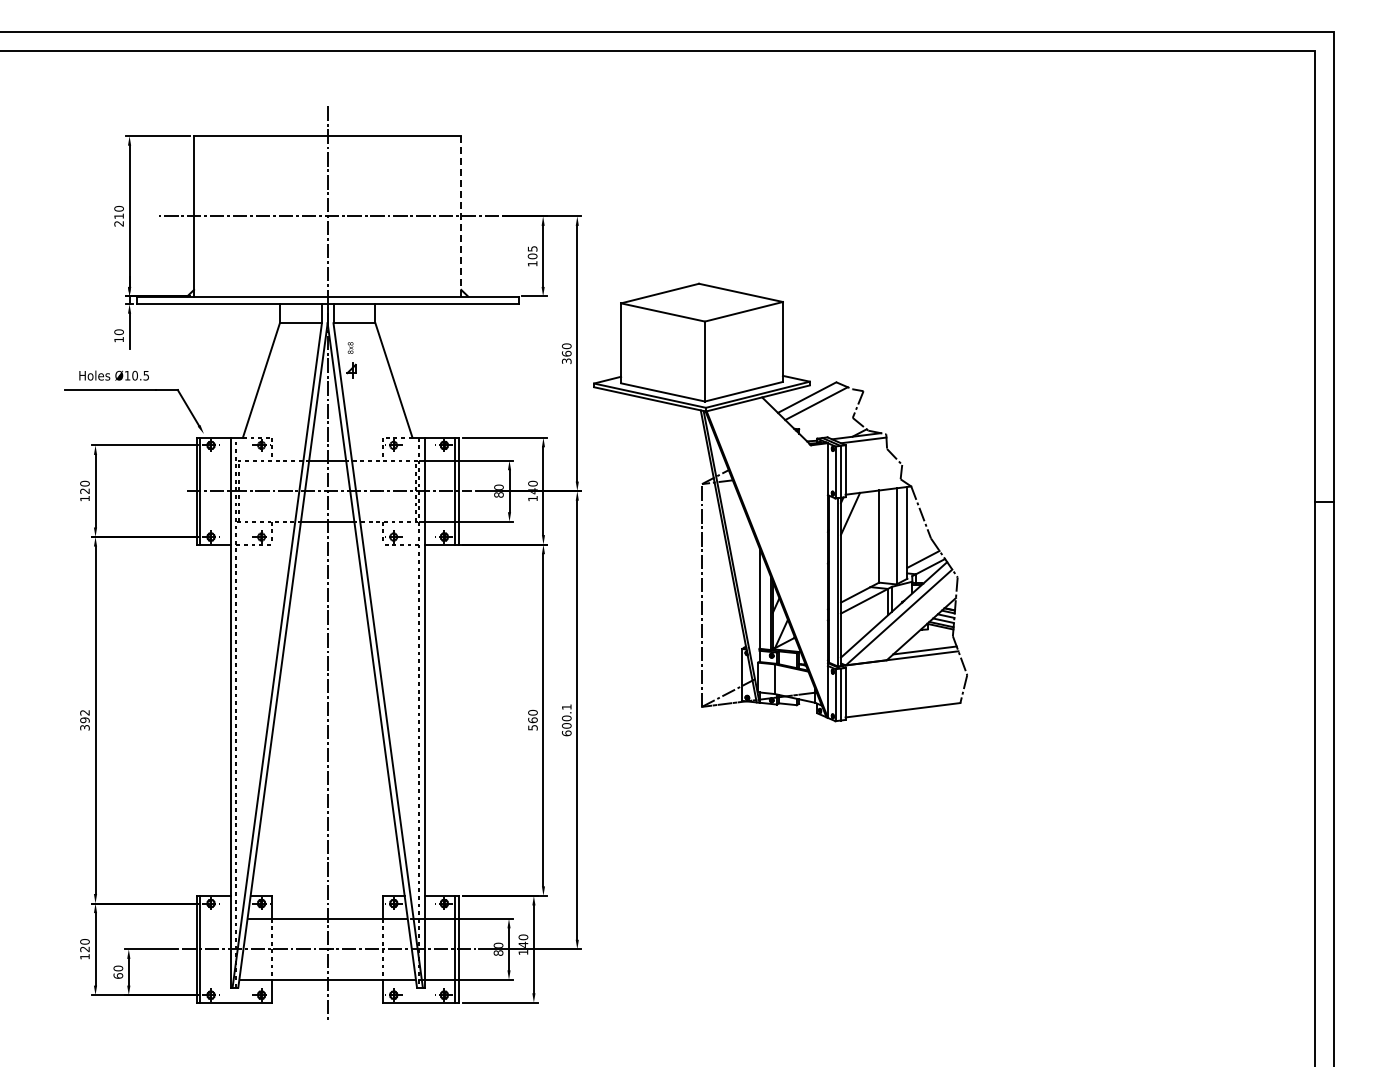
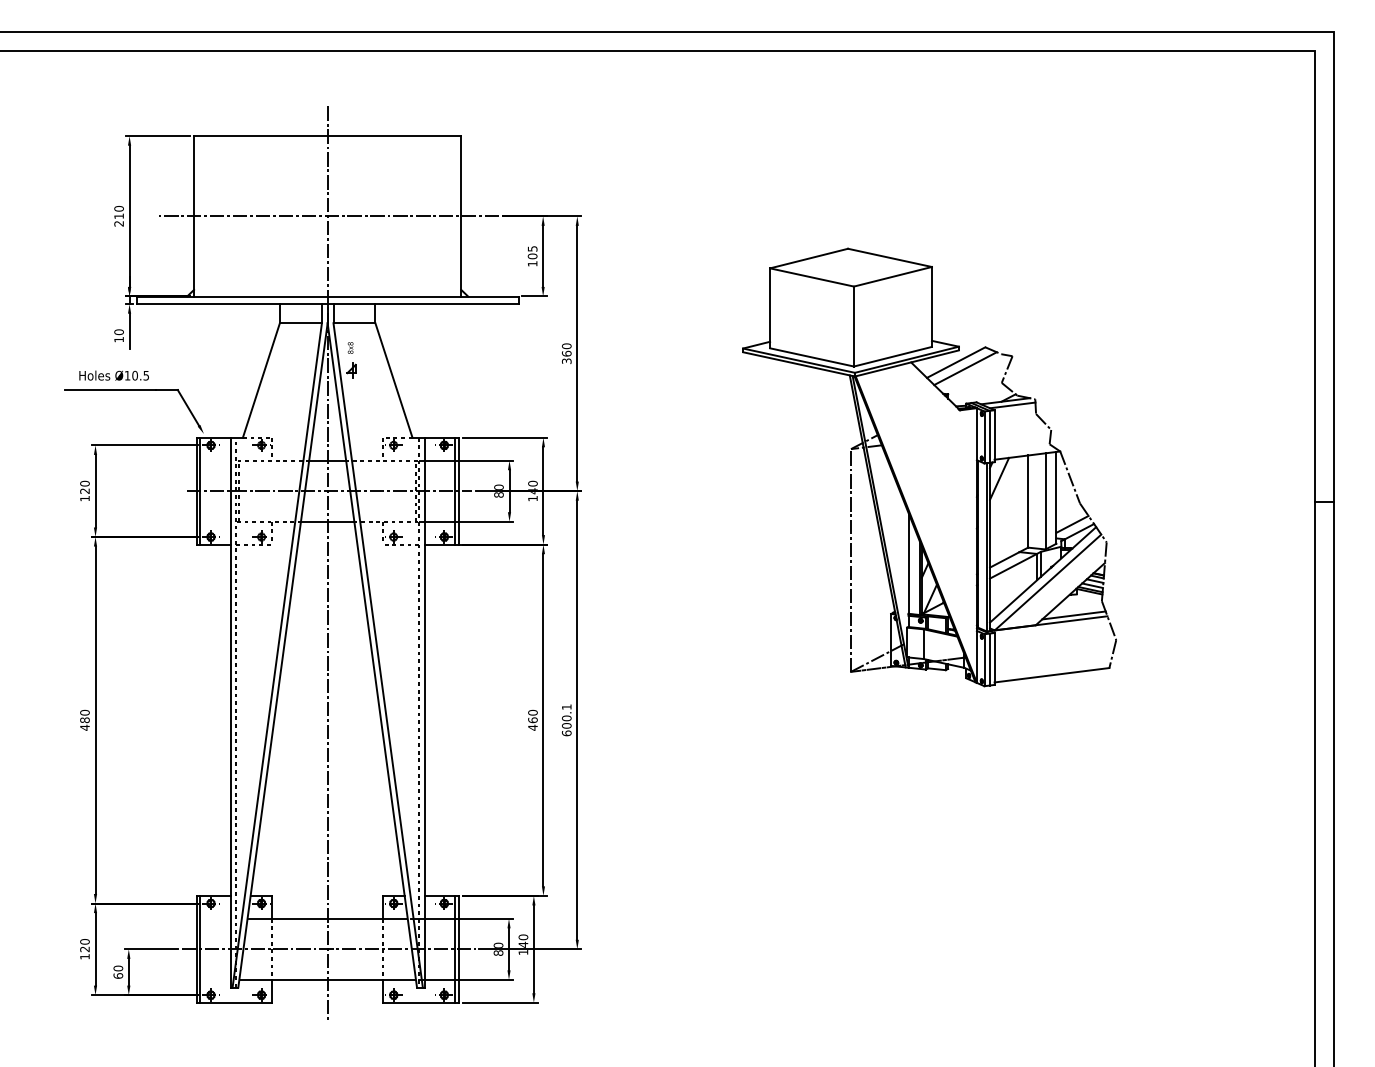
line: dashed -> solid (461, 216)
part position: (780, 502) -> (929, 467) (929, 467)
text: 392 -> 480 (84, 719)
text: 560 -> 460 (532, 727)
